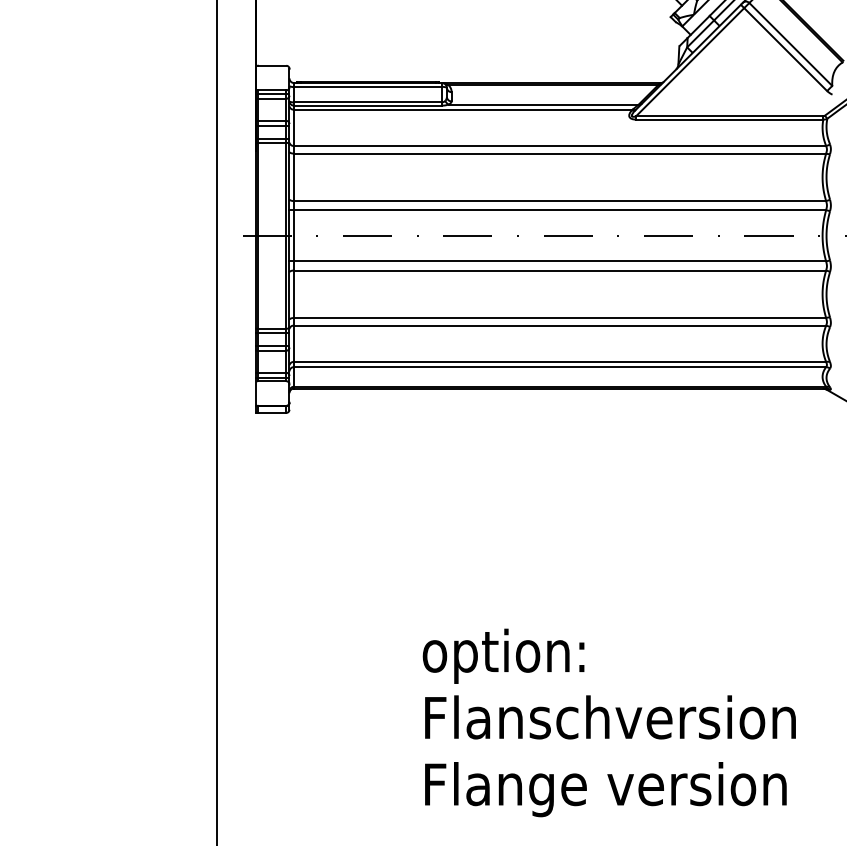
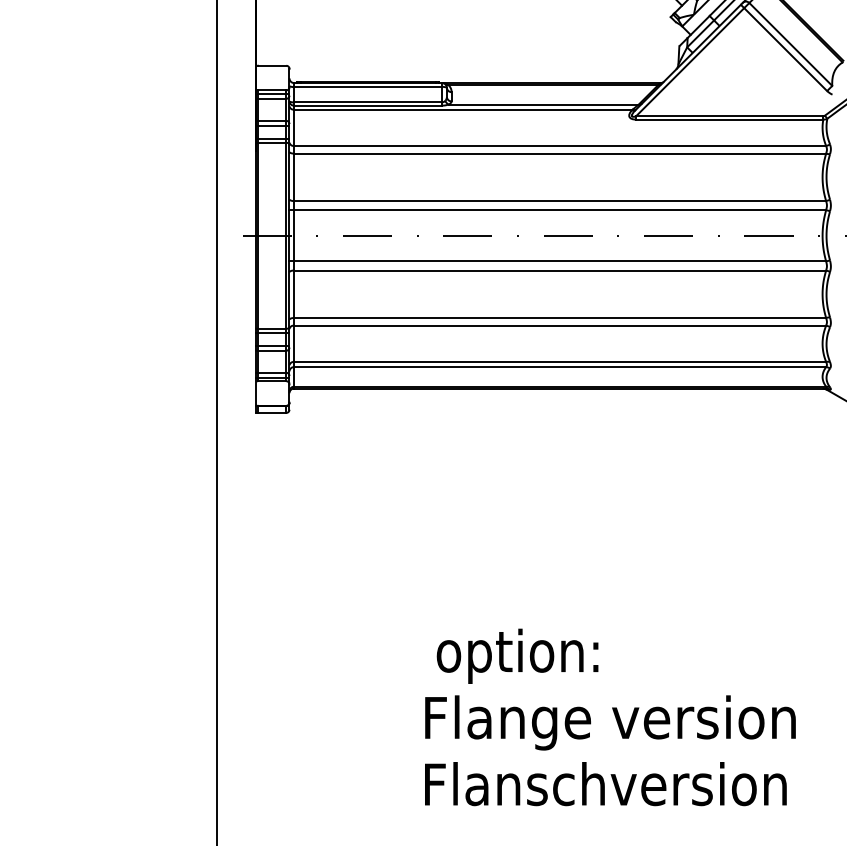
text position: (503, 655) -> (517, 655) (517, 655)
text: Flanschversion -> Flange version (612, 722)
text: Flange version -> Flanschversion (607, 789)
